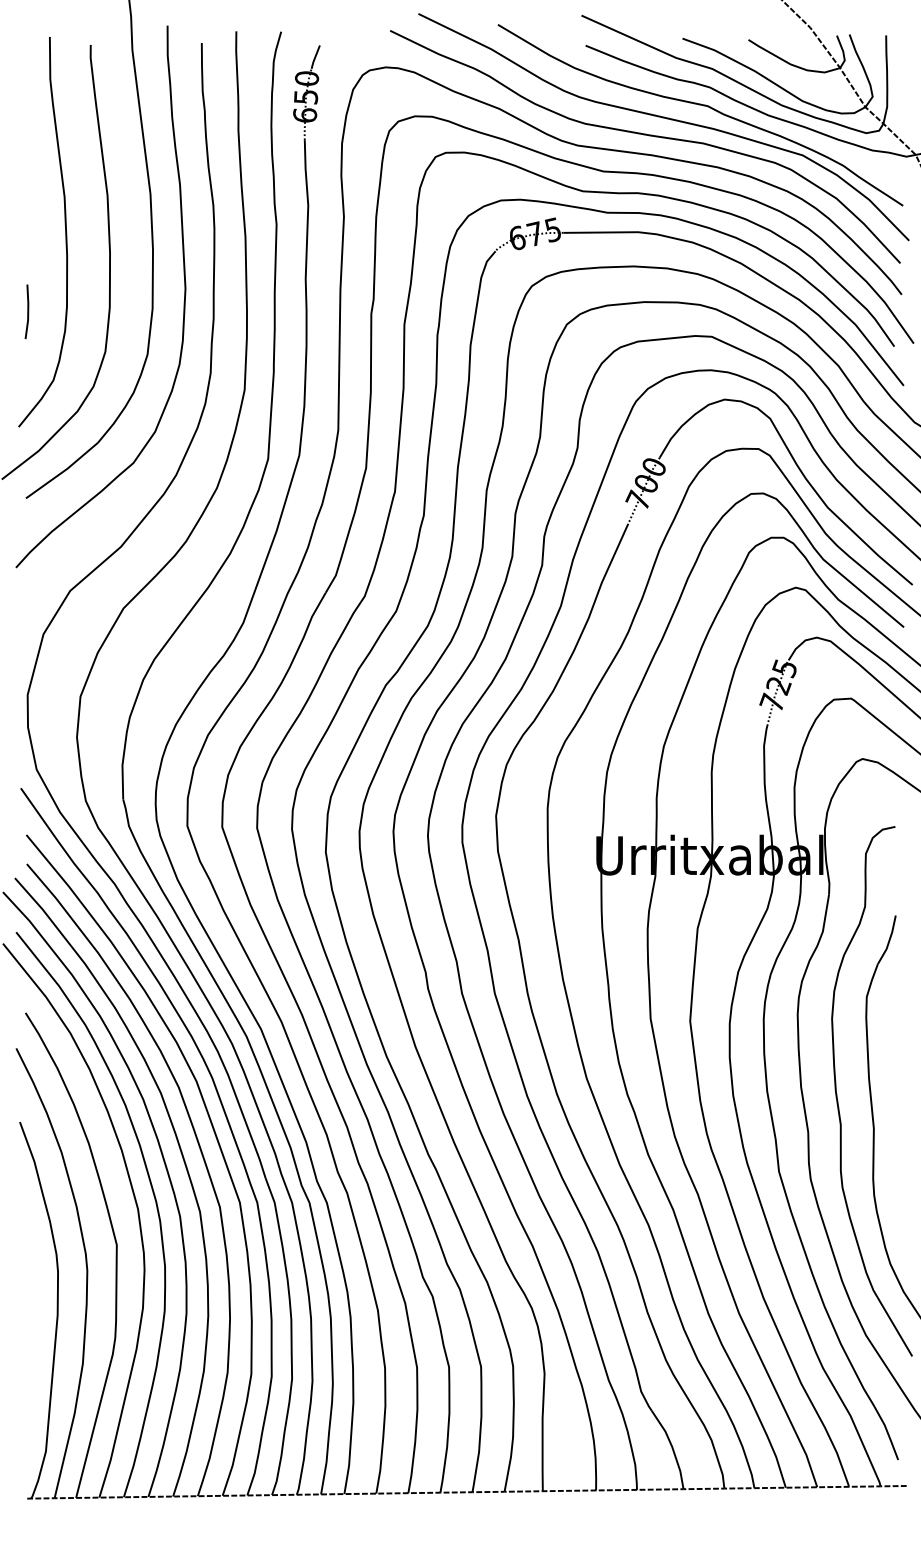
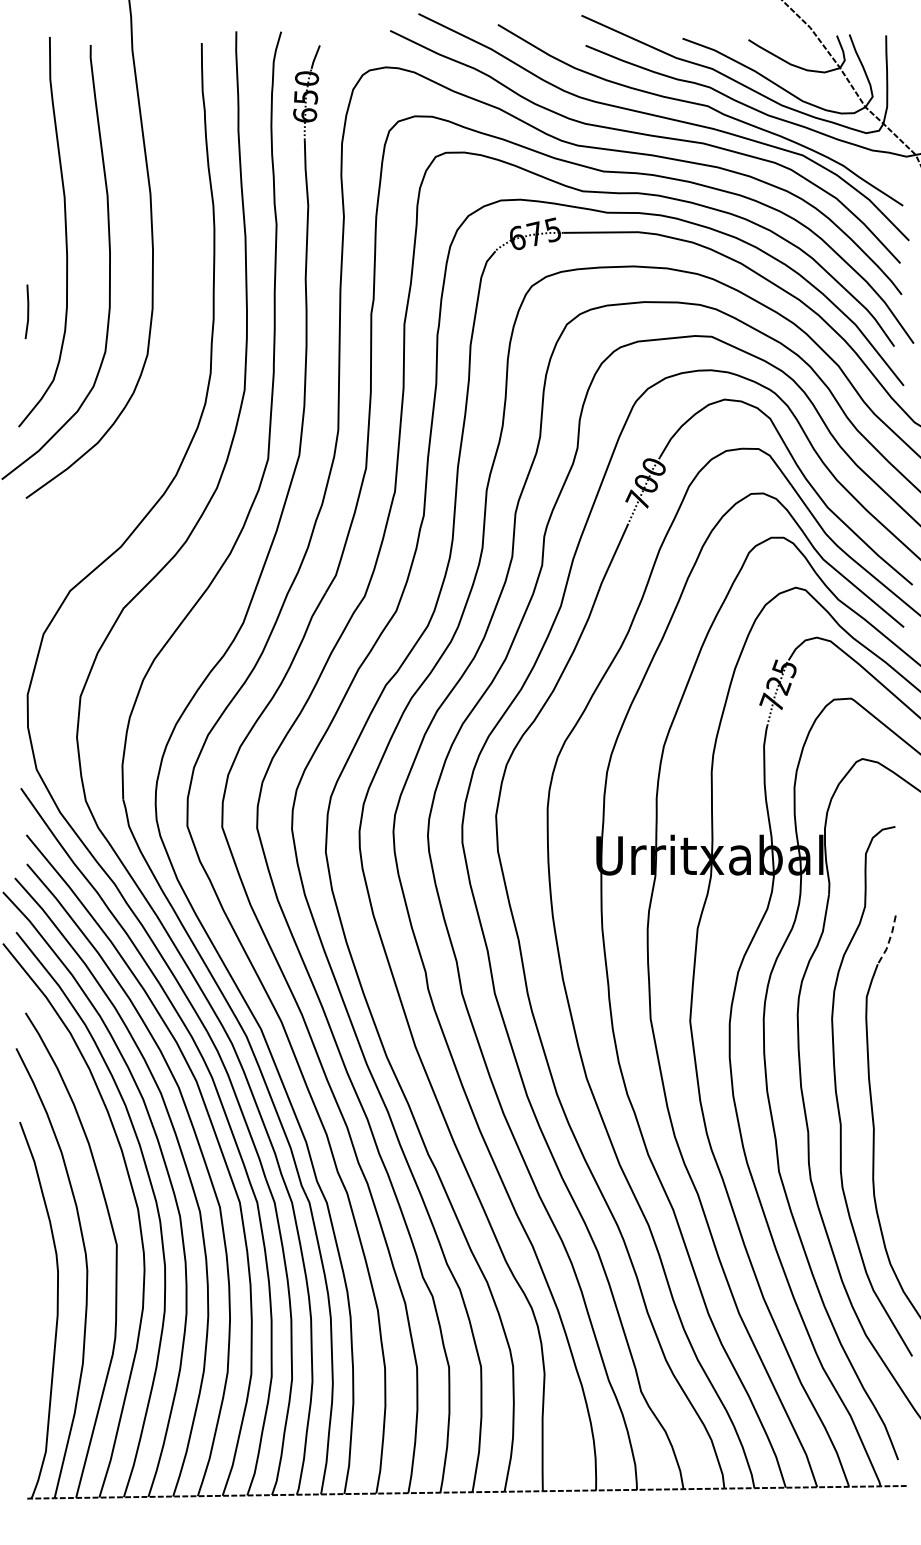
curve: present -> none (183, 302)
line: solid -> dashed (889, 940)
